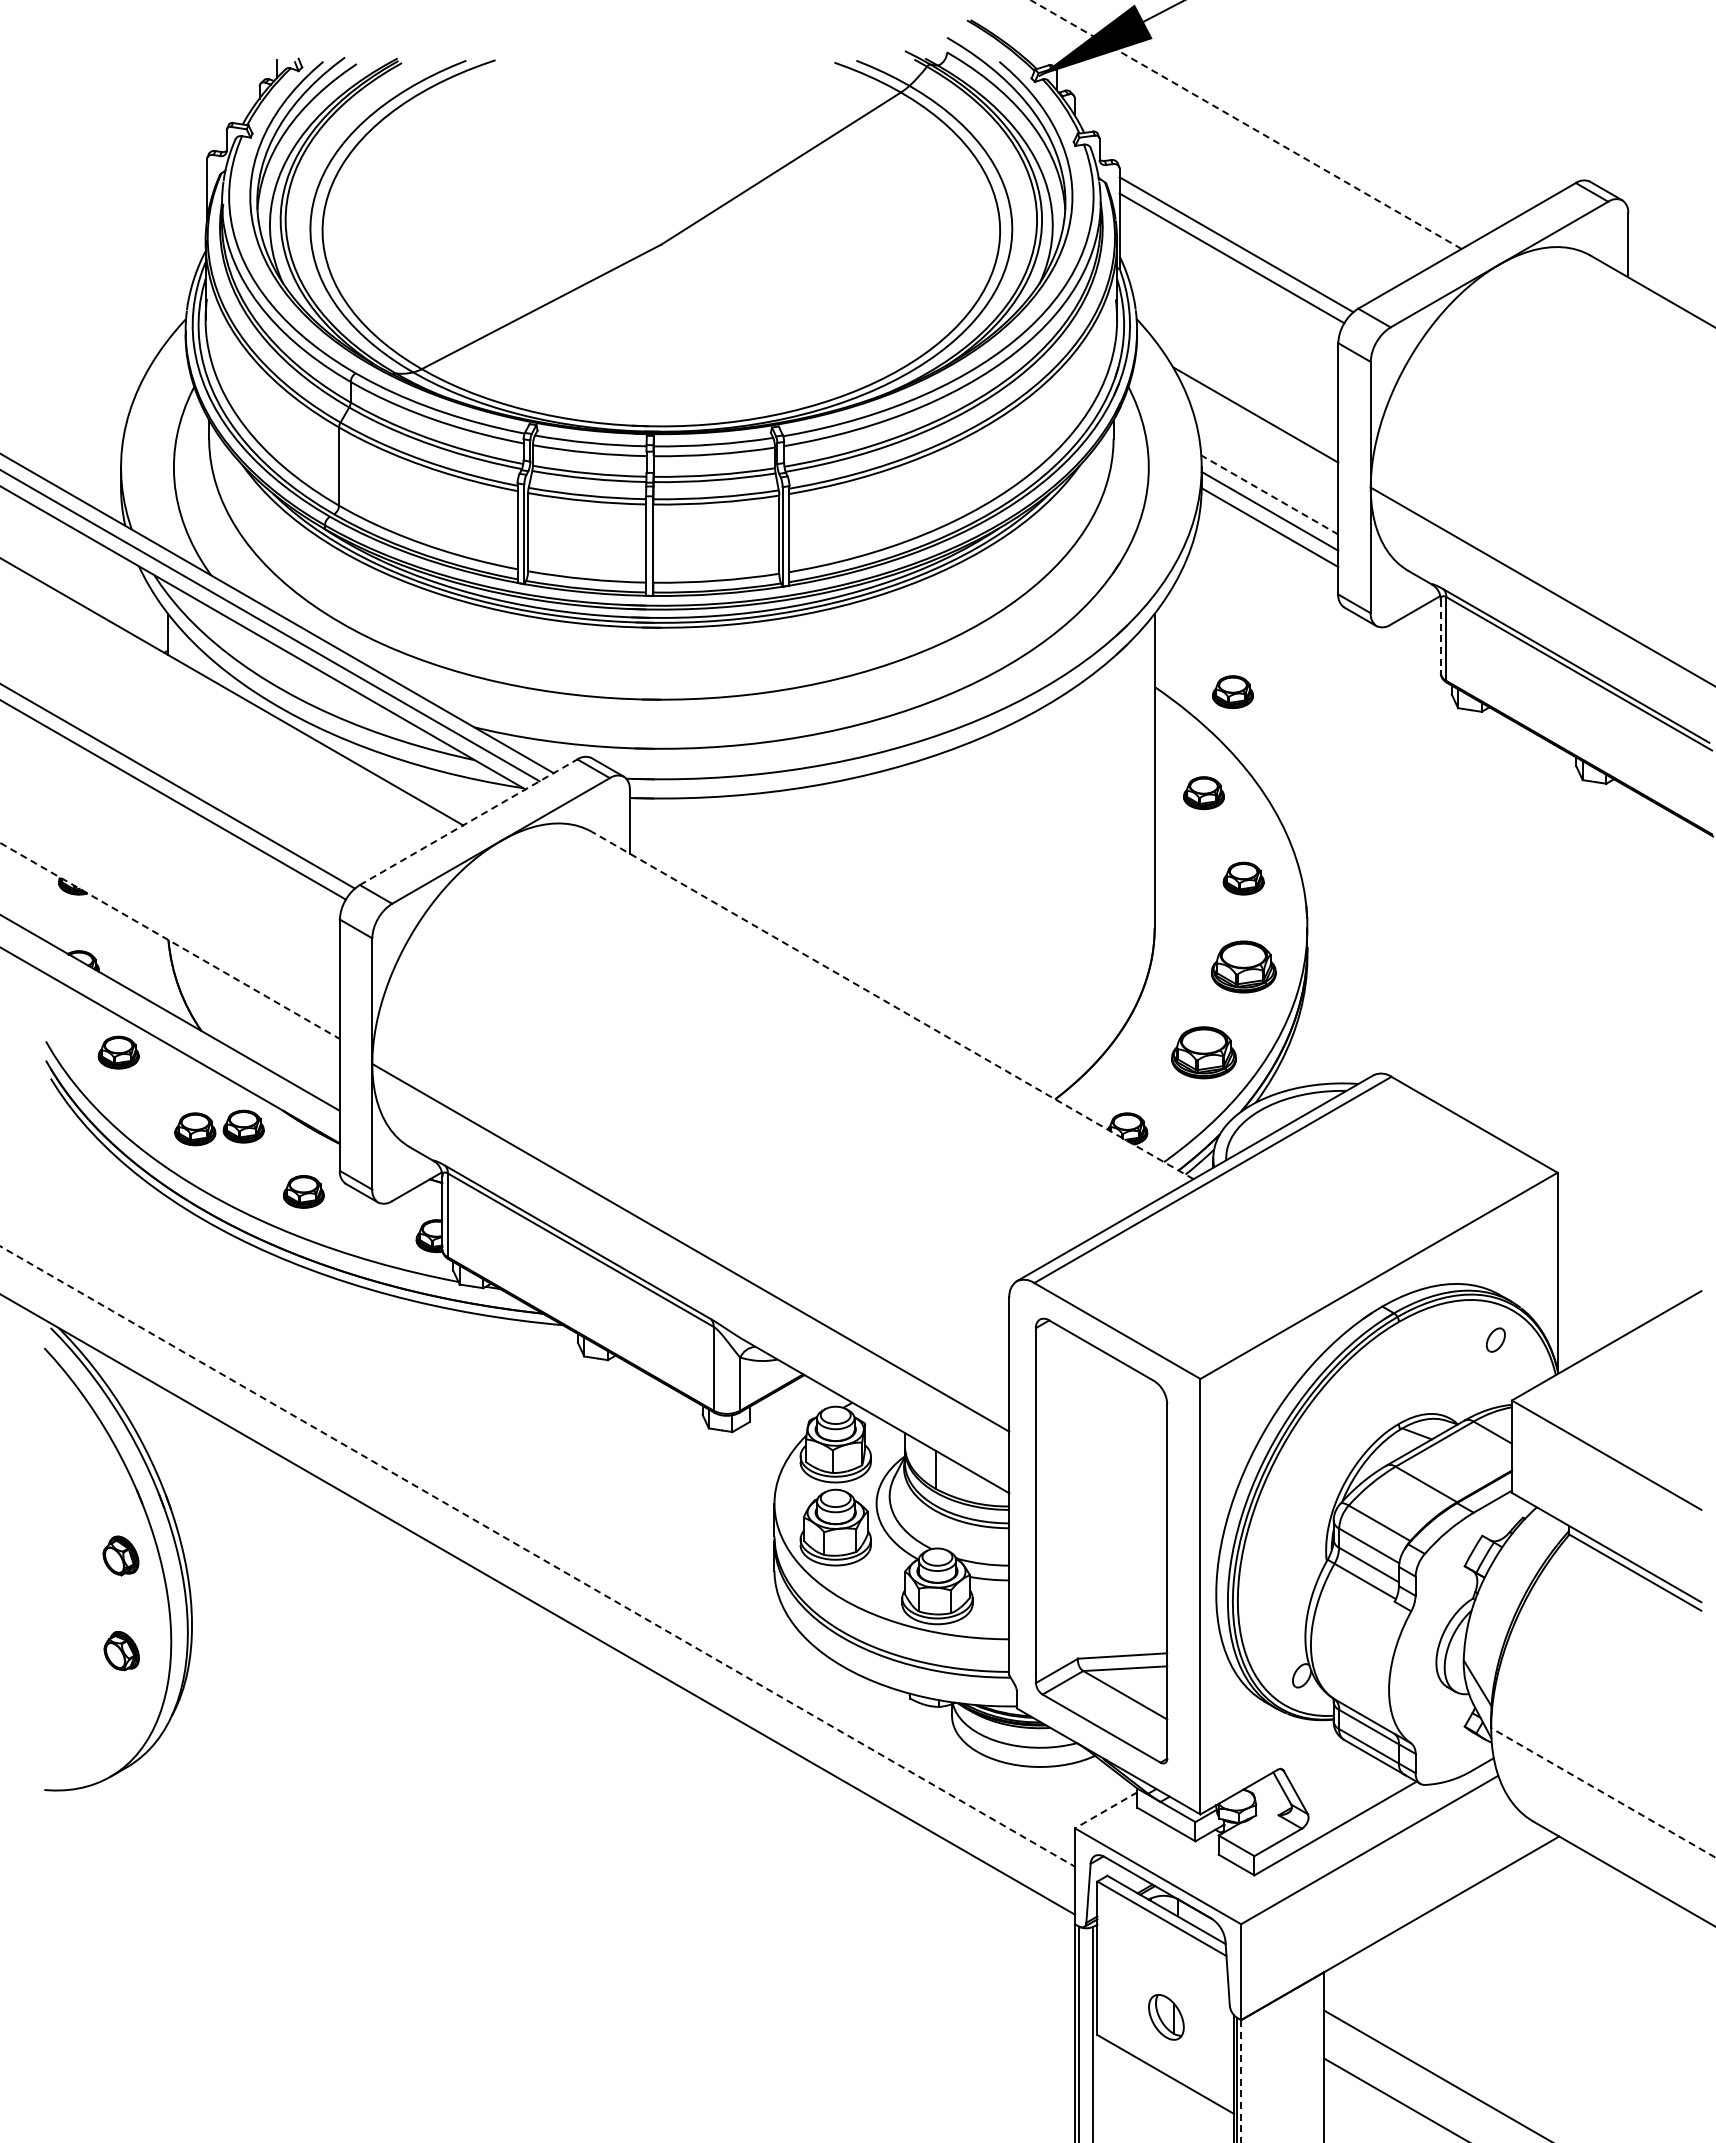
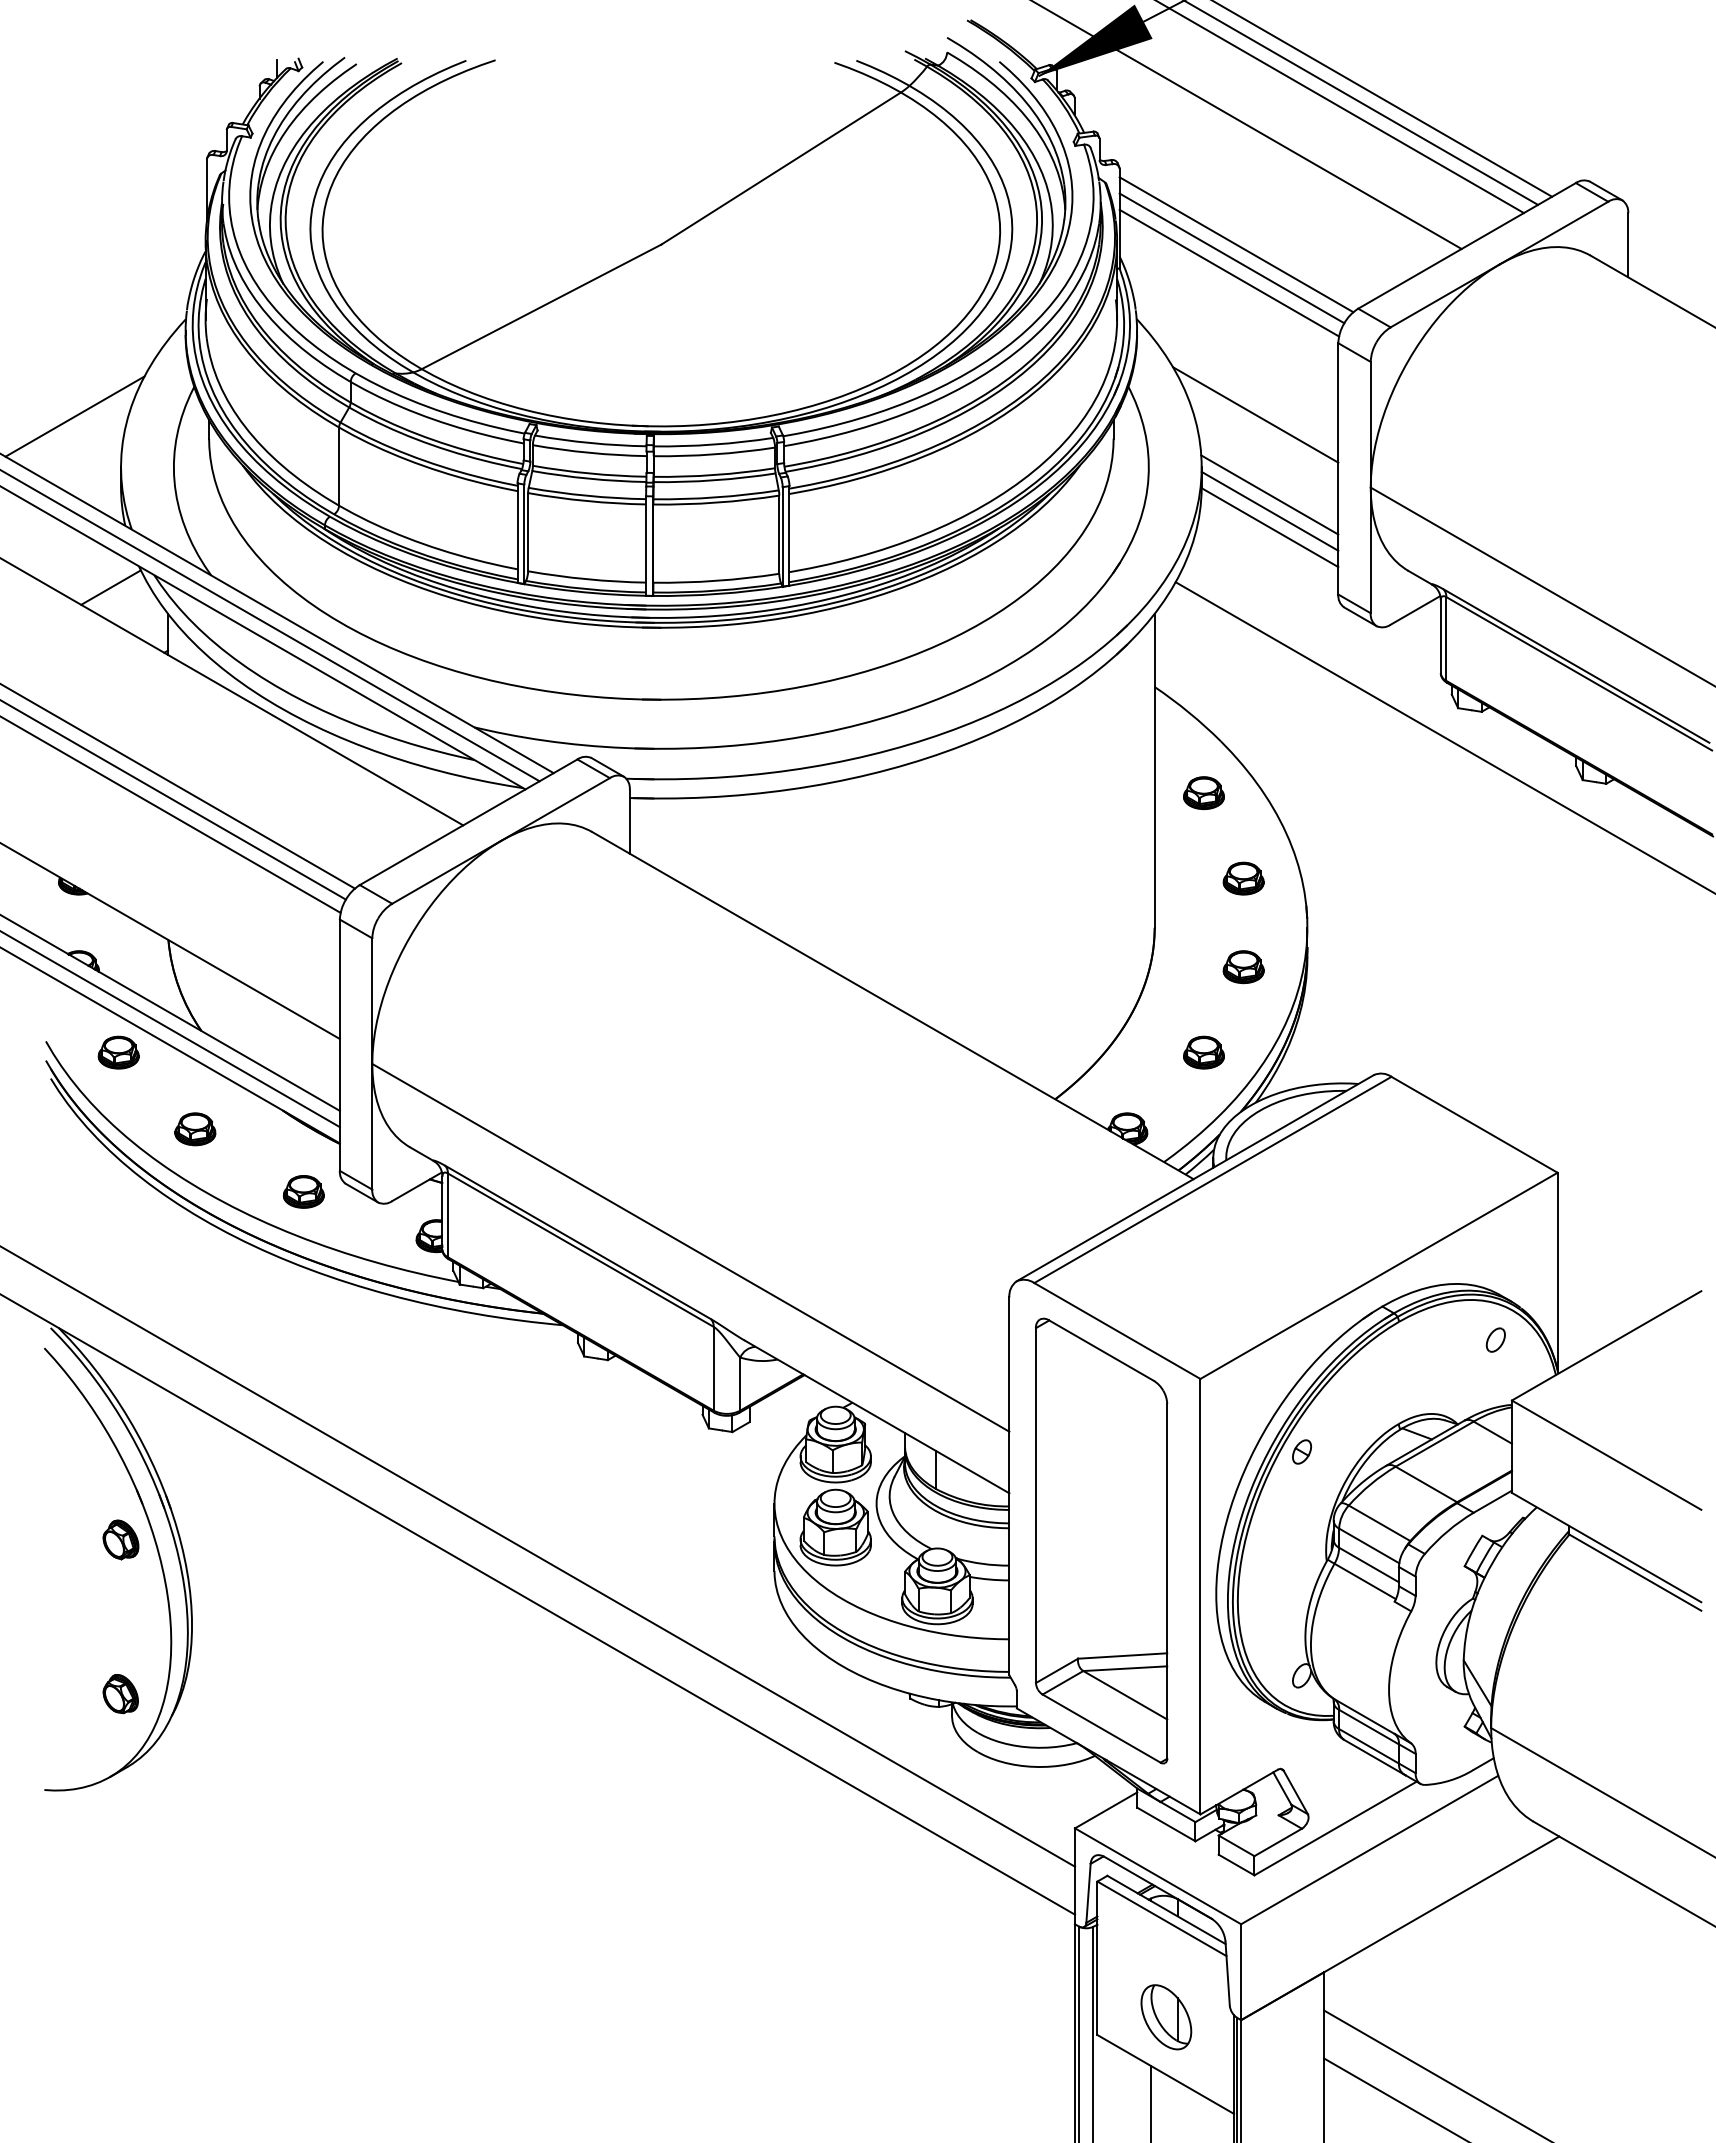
line: none -> present (1383, 99)
line: none -> present (1362, 103)
line: none -> present (1341, 107)
line: dashed -> solid (1246, 124)
line: none -> present (1229, 272)
line: none -> present (74, 416)
line: dashed -> solid (1269, 494)
line: none -> present (110, 587)
line: dashed -> solid (1440, 637)
part: present -> none (1232, 692)
line: none -> present (1443, 736)
line: none -> present (171, 814)
line: dashed -> solid (468, 822)
line: dashed -> solid (170, 941)
part size: 66x54 px -> 43x35 px (1243, 967)
line: dashed -> solid (892, 1005)
line: none -> present (170, 1029)
part size: 66x54 px -> 42x35 px (1203, 1052)
part: present -> none (243, 1126)
part: none -> present (1302, 1451)
part position: (120, 1555) -> (120, 1539) (120, 1539)
line: dashed -> solid (538, 1556)
part position: (121, 1651) -> (120, 1694) (120, 1694)
line: dashed -> solid (1603, 1792)
line: dashed -> solid (1106, 1810)
part size: 37x47 px -> 53x67 px (1166, 2017)
line: dashed -> solid (1241, 2081)
line: none -> present (1150, 2102)
